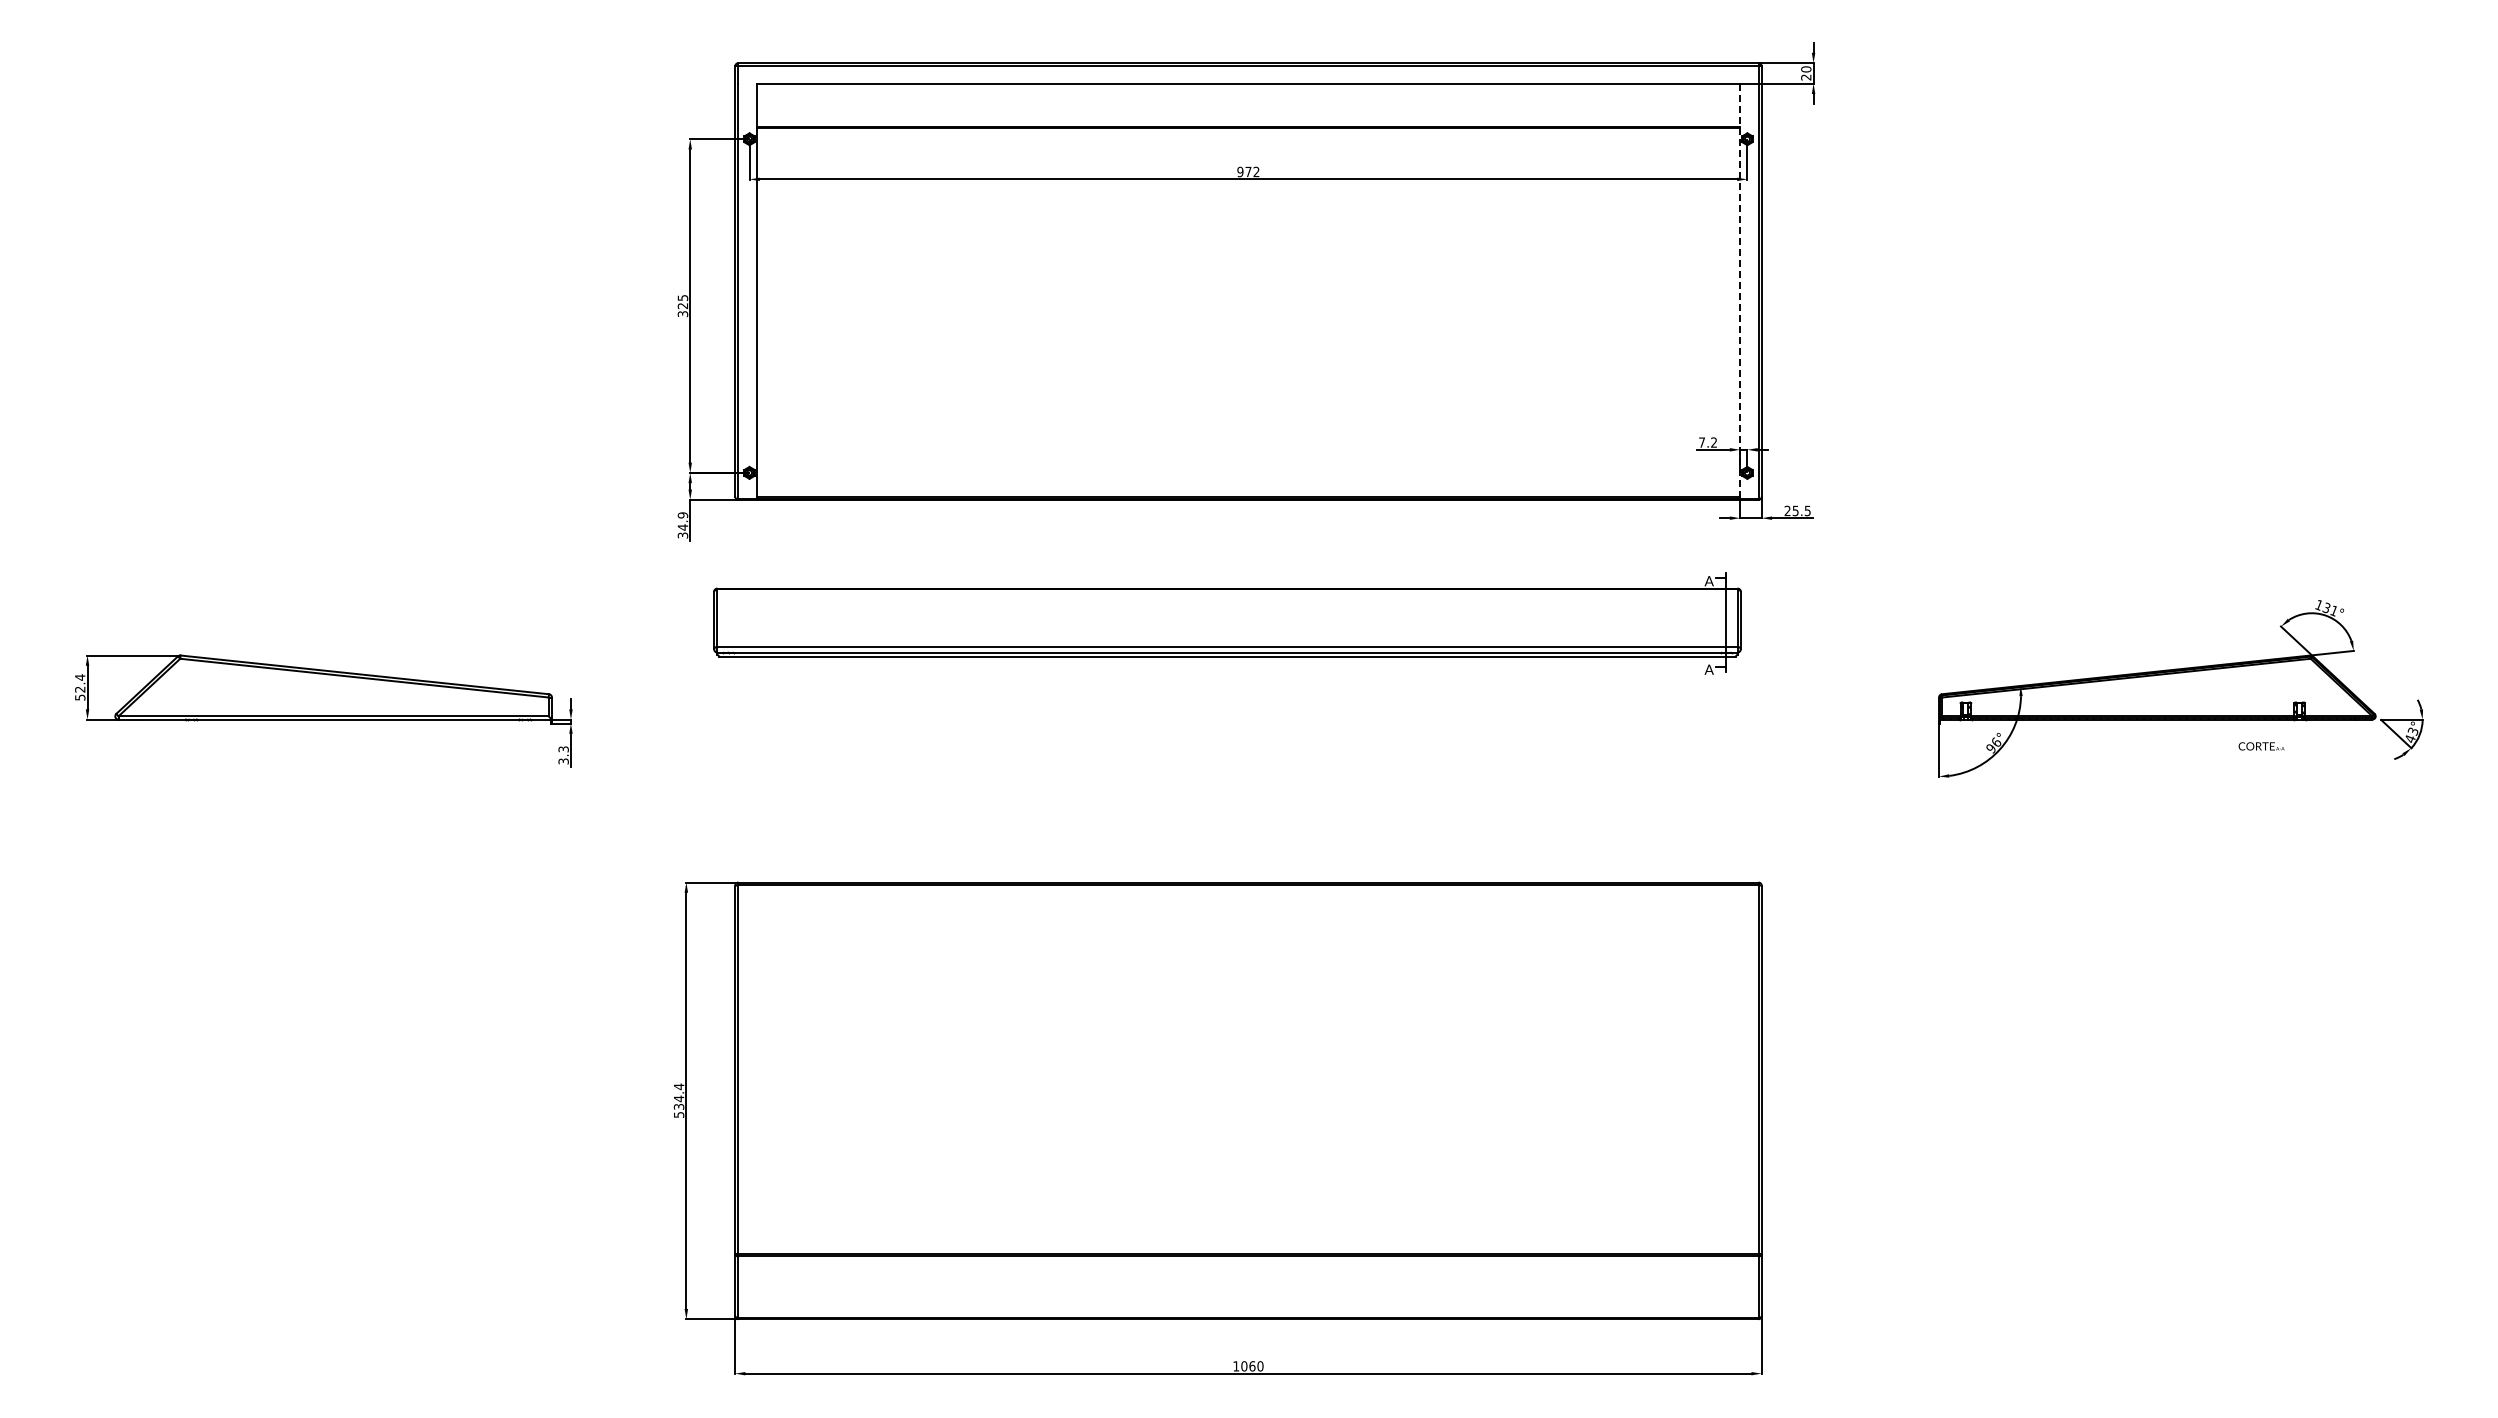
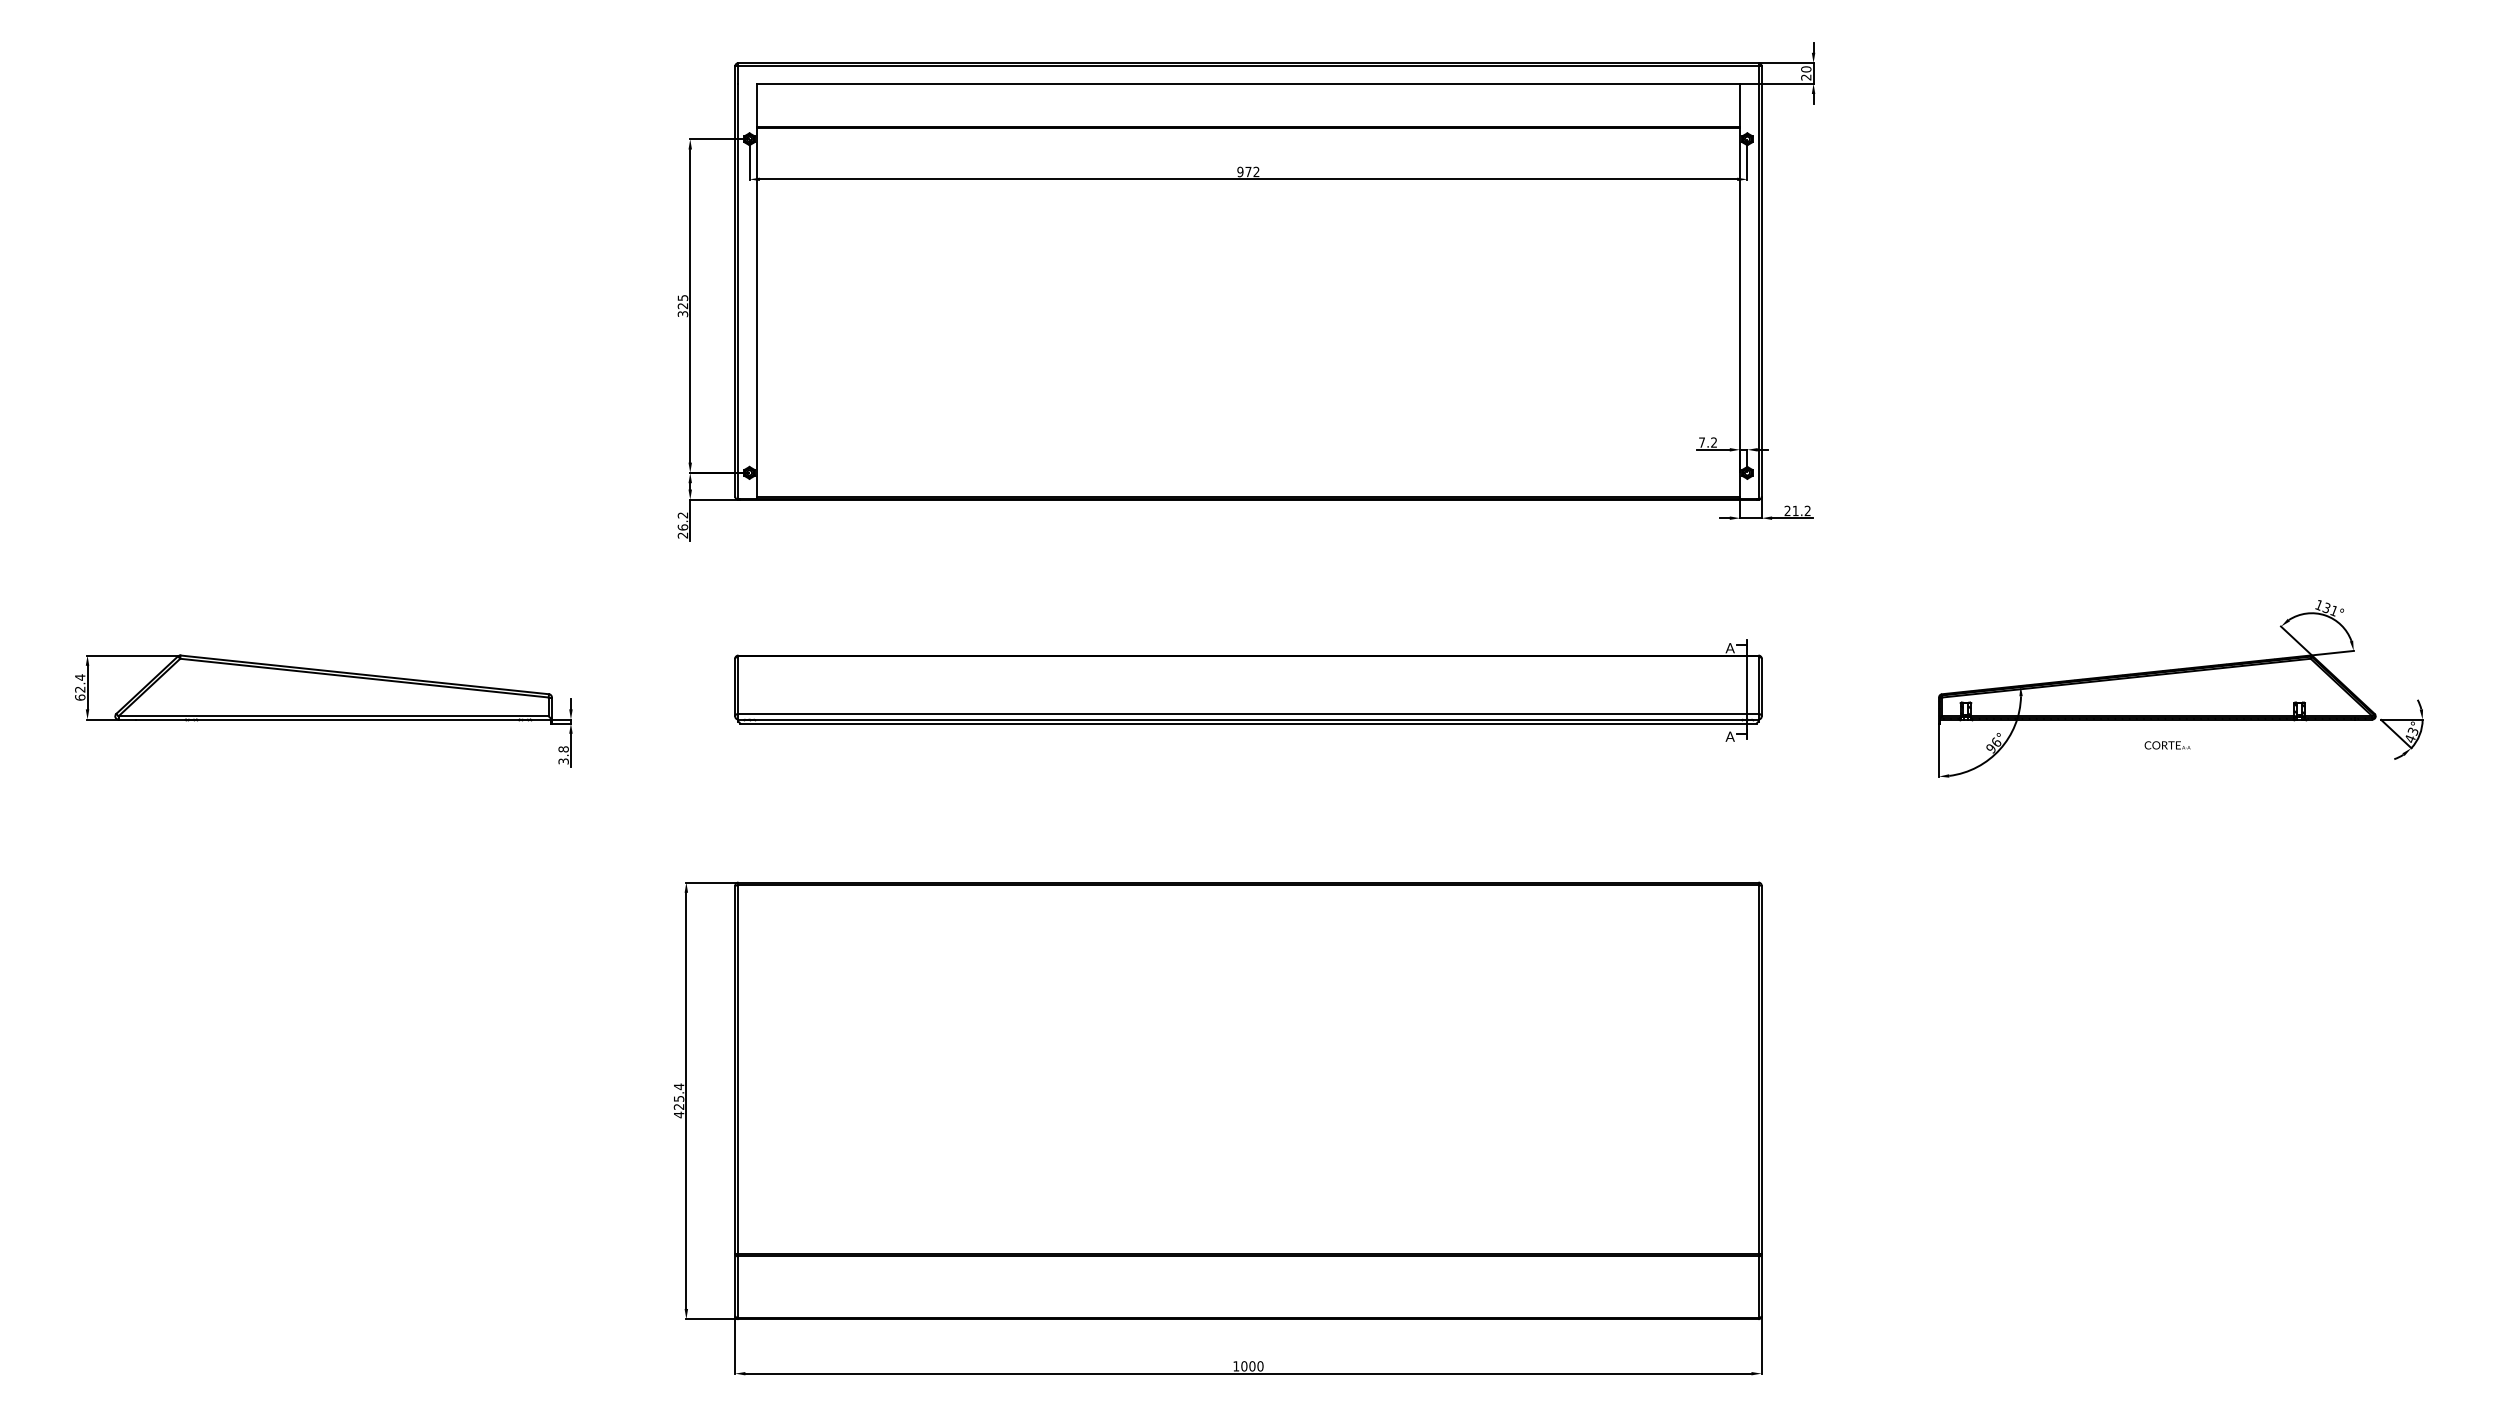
line: dashed -> solid (1740, 291)
text: 25.5 -> 21.2 (1801, 510)
text: 34.9 -> 26.2 (682, 525)
part position: (1227, 623) -> (1248, 690) (1248, 690)
text: 52.4 -> 62.4 (80, 697)
text position: (2261, 746) -> (2167, 745) (2167, 745)
text: 3.3 -> 3.8 (563, 749)
text: 534.4 -> 425.4 (679, 1106)
text: 1060 -> 1000 (1252, 1366)
